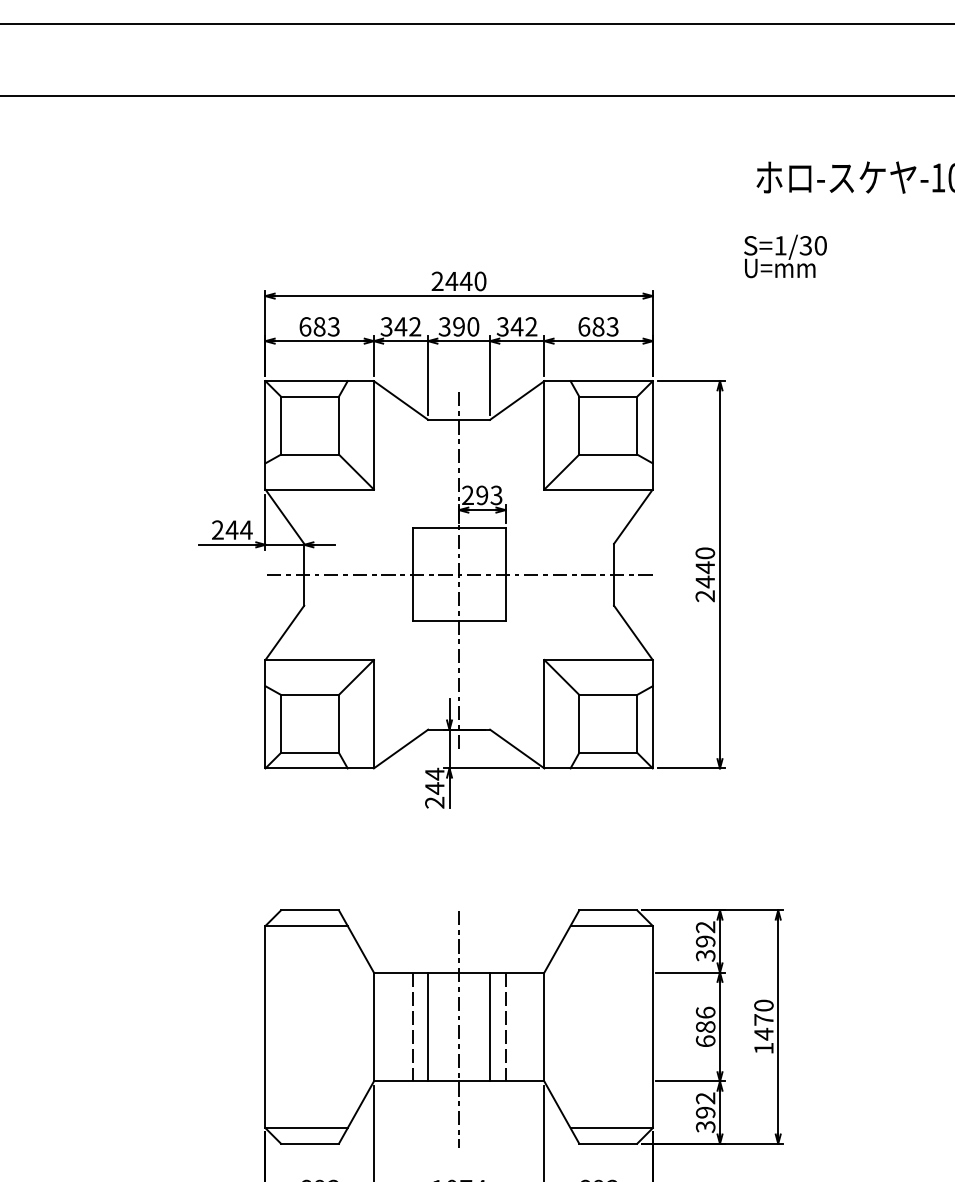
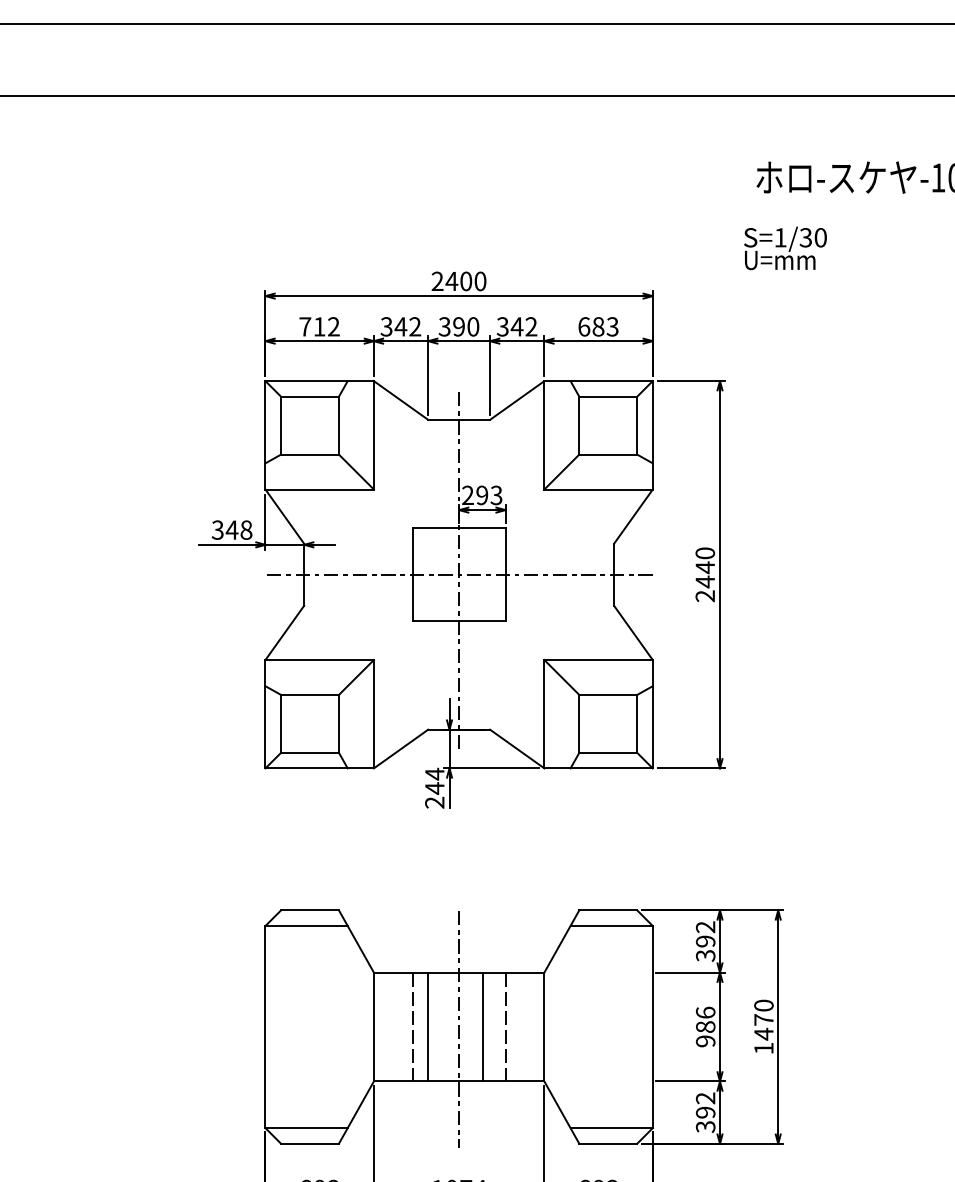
text position: (785, 256) -> (785, 248) (785, 248)
text: 2440 -> 2400 (465, 281)
text: 683 -> 712 (319, 326)
text: 244 -> 348 (231, 529)
line position: (490, 1026) -> (483, 1026) (483, 1026)
text: 686 -> 986 (705, 1041)
